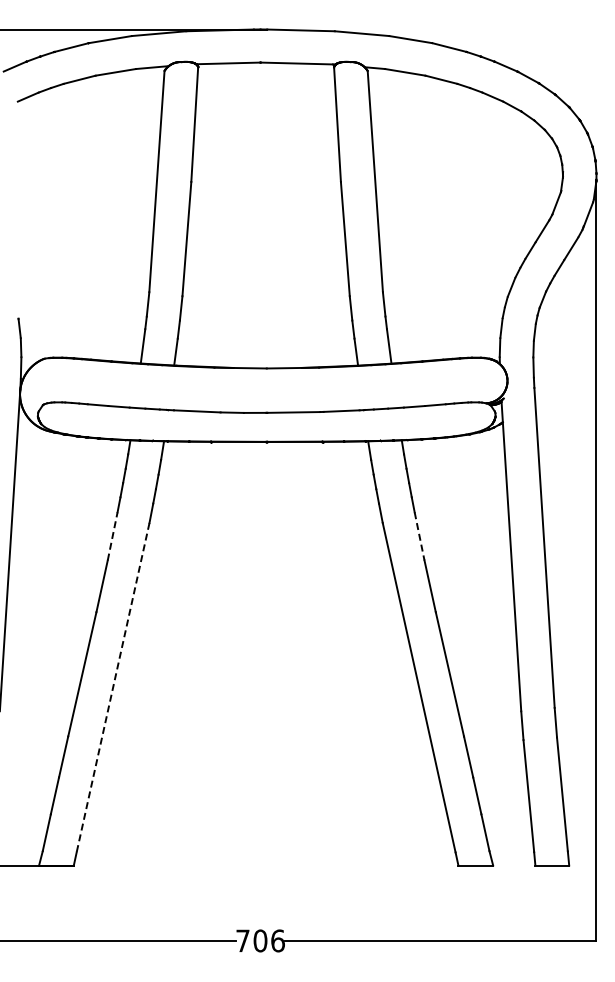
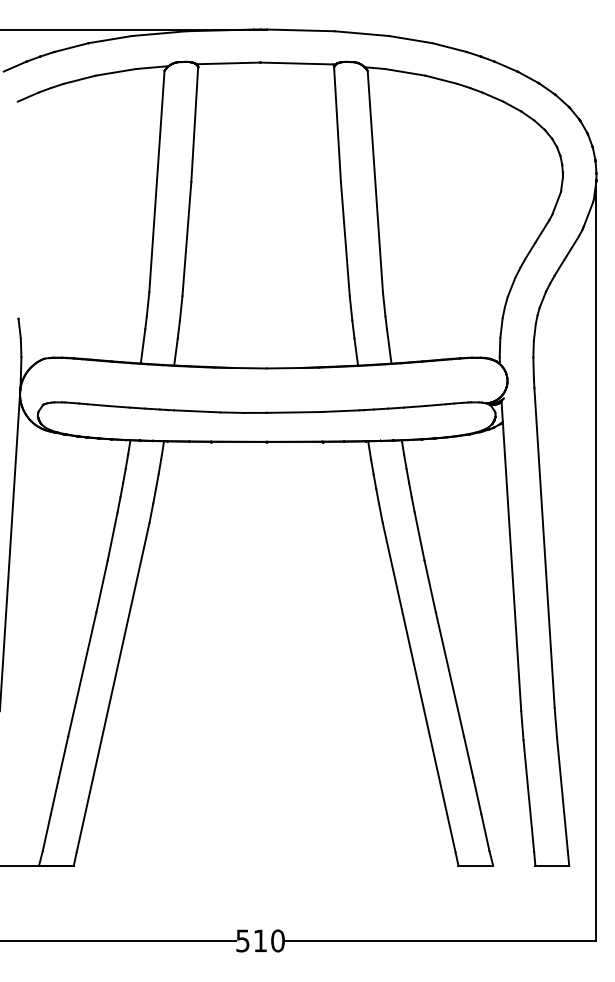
line: dashed -> solid (112, 536)
line: dashed -> solid (419, 536)
line: dashed -> solid (113, 687)
text: 706 -> 510 (260, 940)
